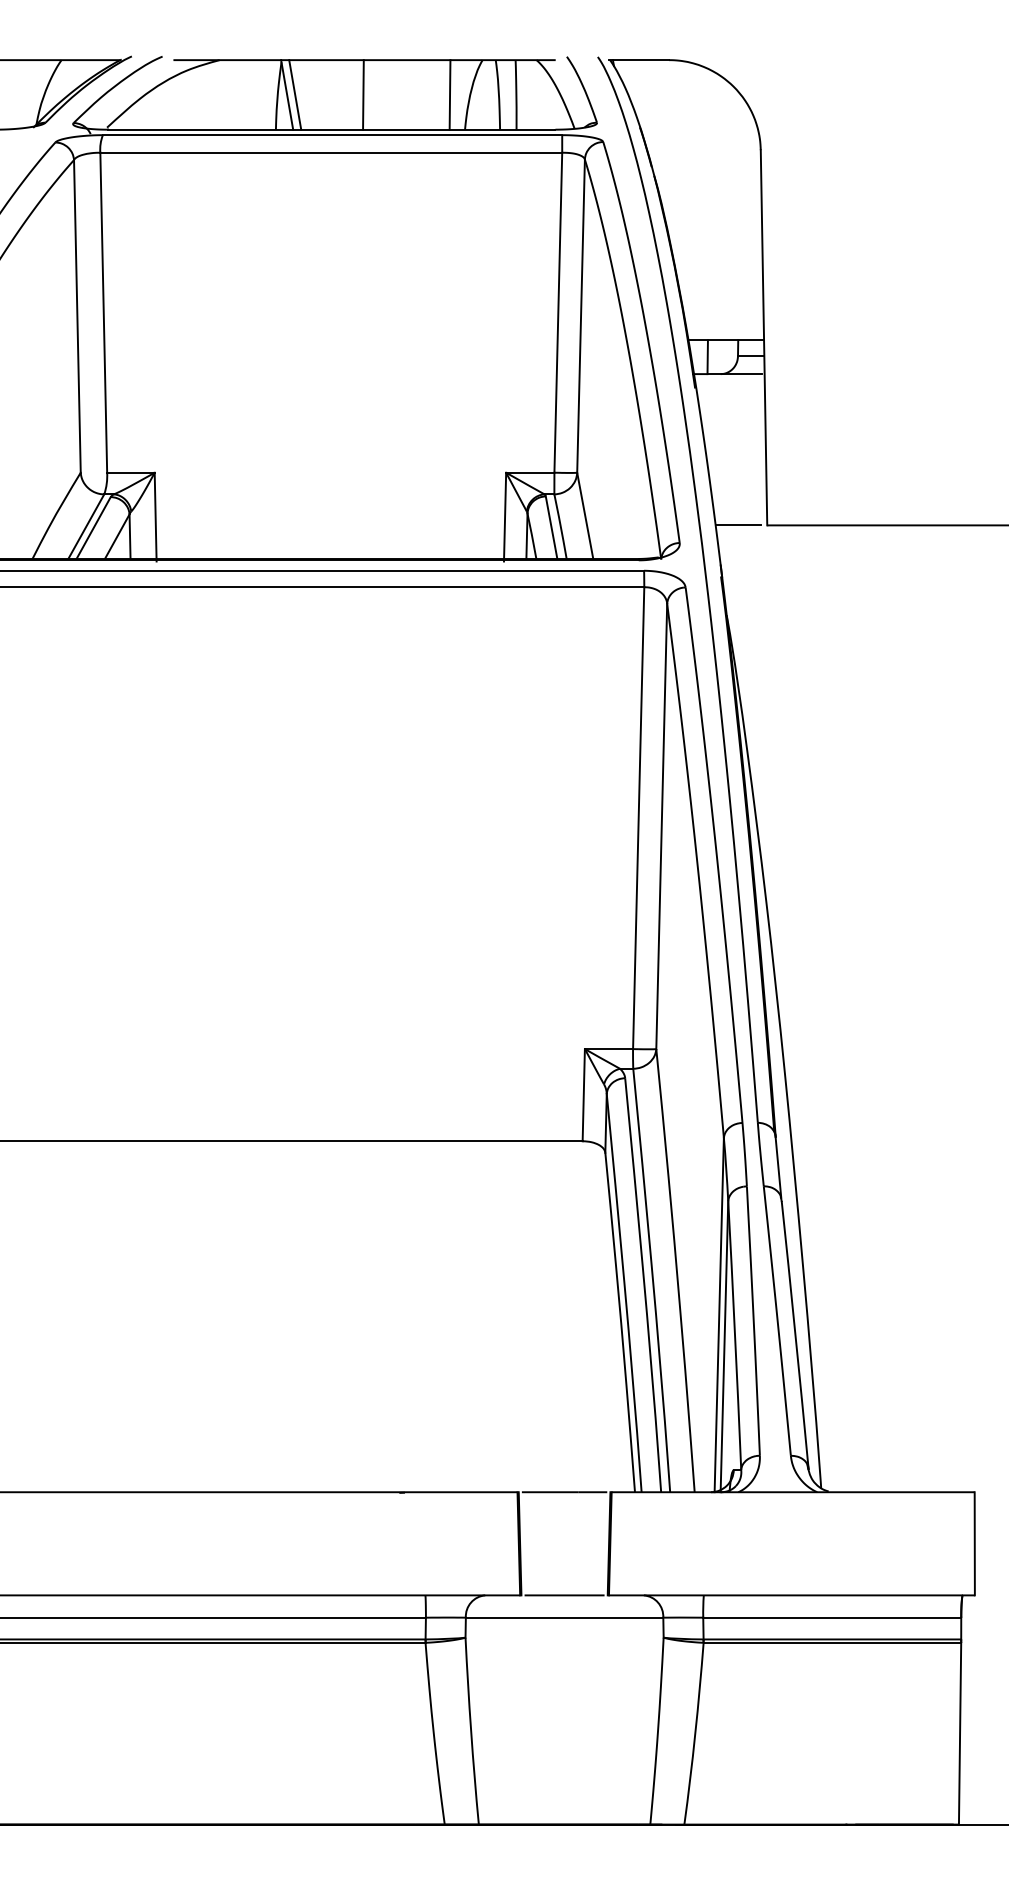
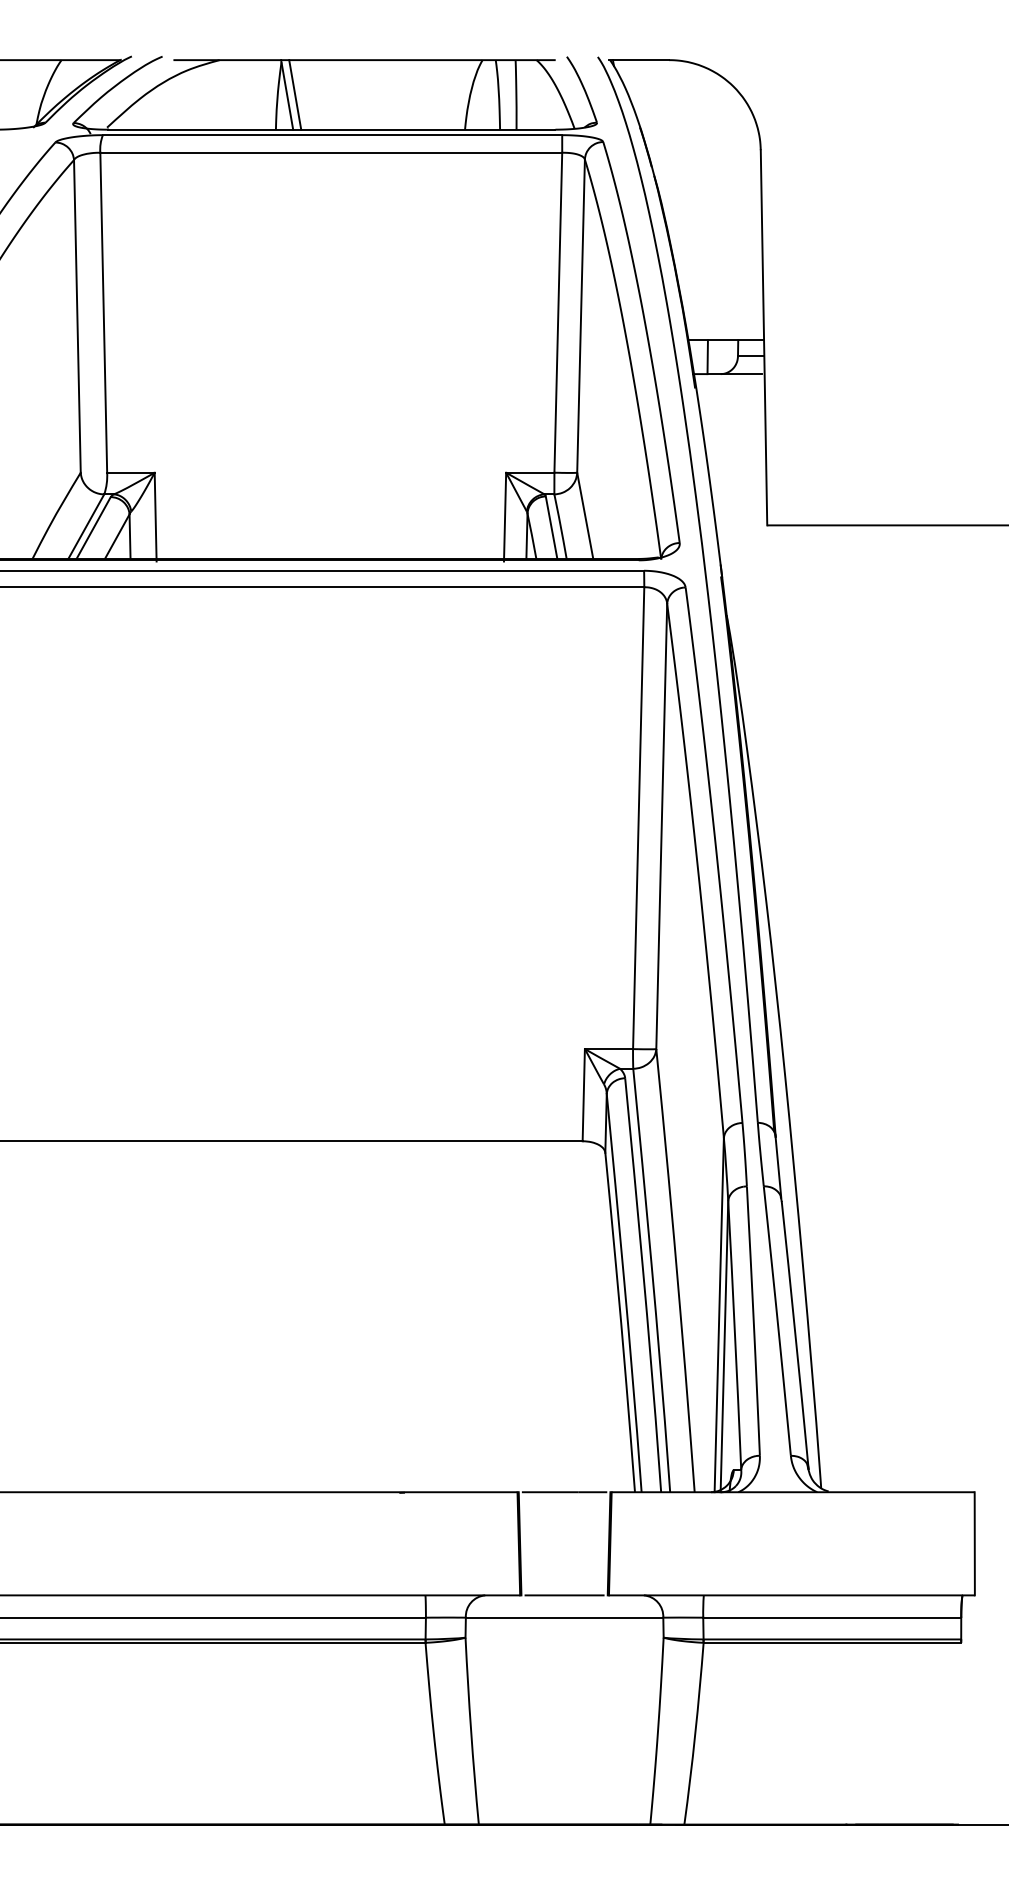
line: present -> none (363, 94)
line: present -> none (449, 94)
line: present -> none (737, 525)
line: present -> none (959, 1733)
